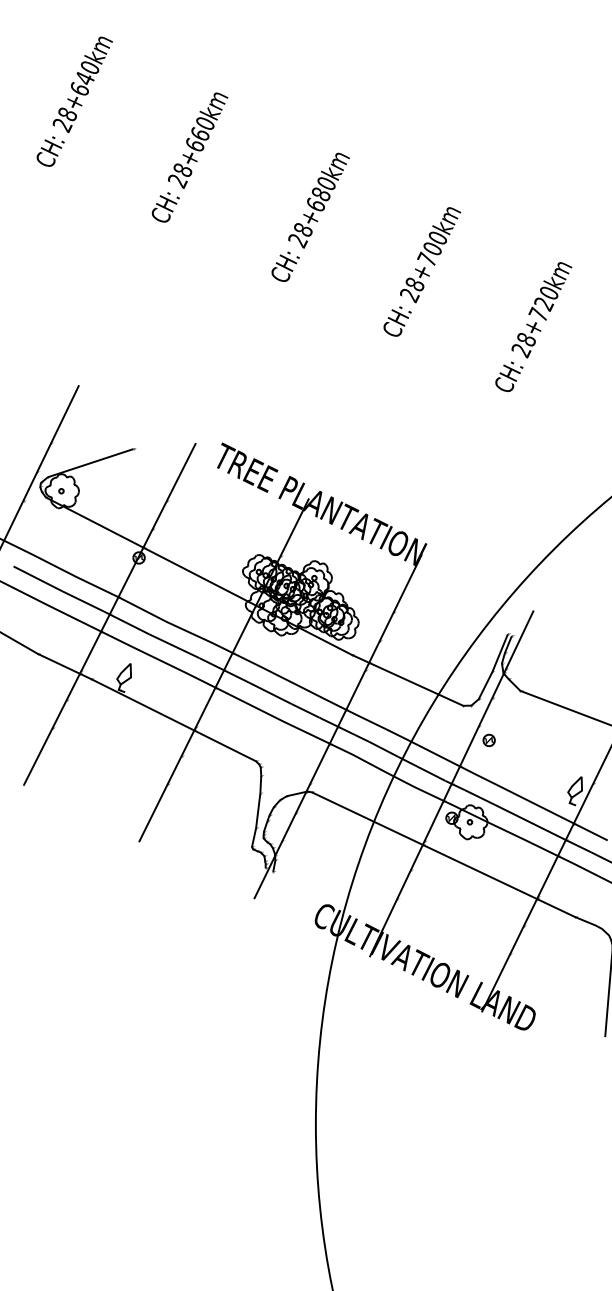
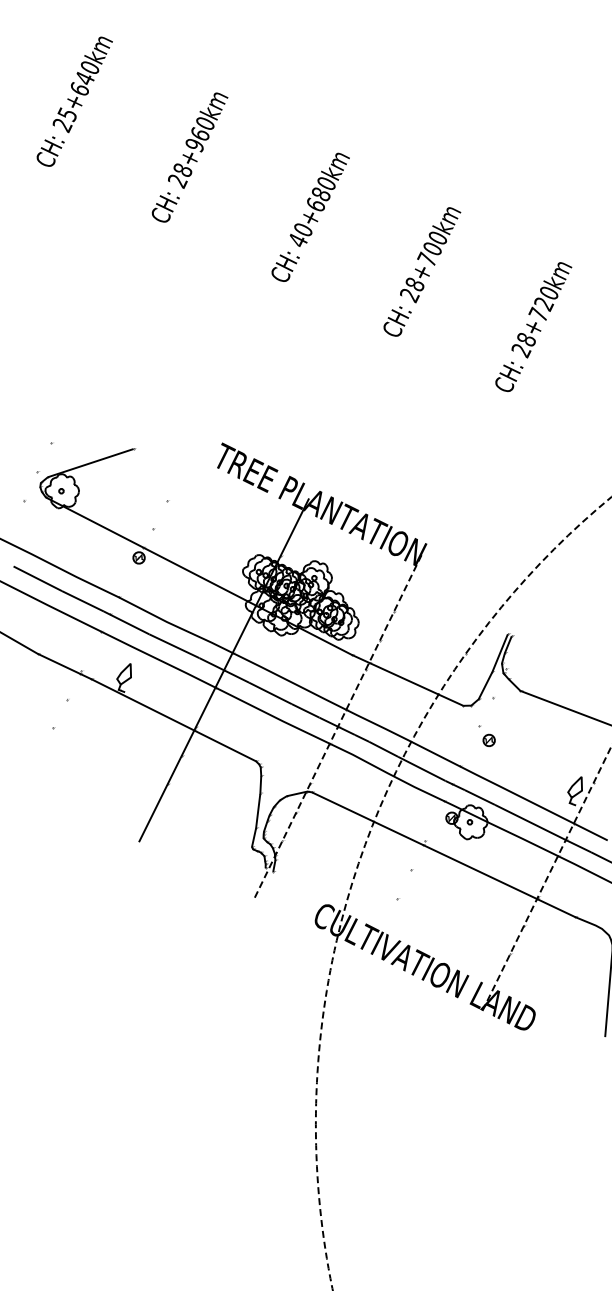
text: 28+640km -> 25+640km (66, 114)
text: 28+660km -> 28+960km (194, 144)
text: 28+680km -> 40+680km (300, 235)
line: present -> none (40, 465)
line: present -> none (109, 613)
line: solid -> dashed (338, 726)
line: present -> none (451, 783)
line: solid -> dashed (547, 878)
circle: solid -> dashed (463, 893)
